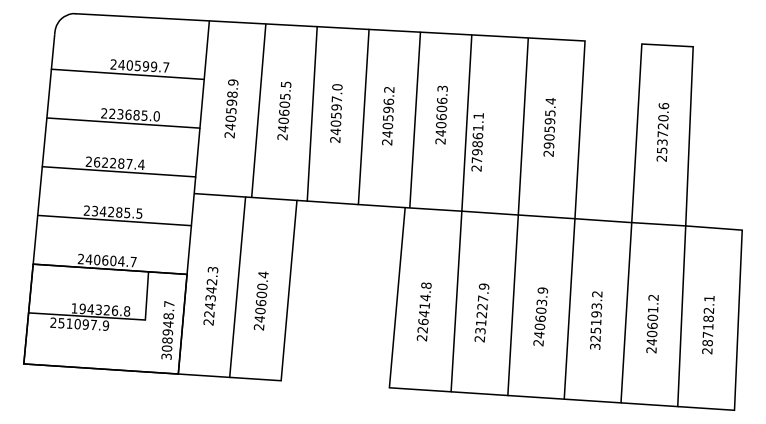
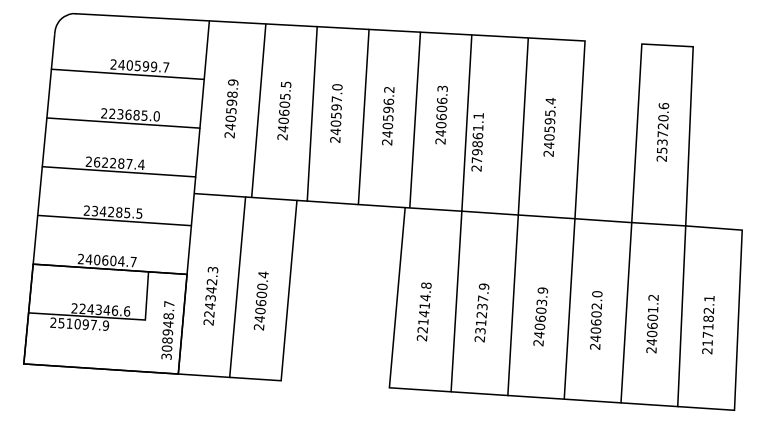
text: 290595.4 -> 240595.4 (548, 145)
text: 231227.9 -> 231237.9 (482, 306)
text: 194326.8 -> 224346.6 (100, 309)
text: 325193.2 -> 240602.0 (596, 320)
text: 226414.8 -> 221414.8 (423, 321)
text: 287182.1 -> 217182.1 (707, 343)
